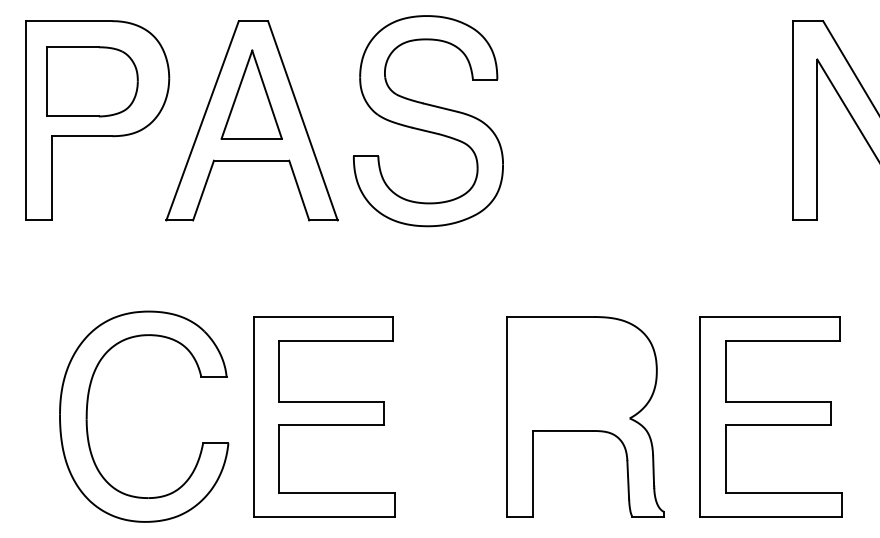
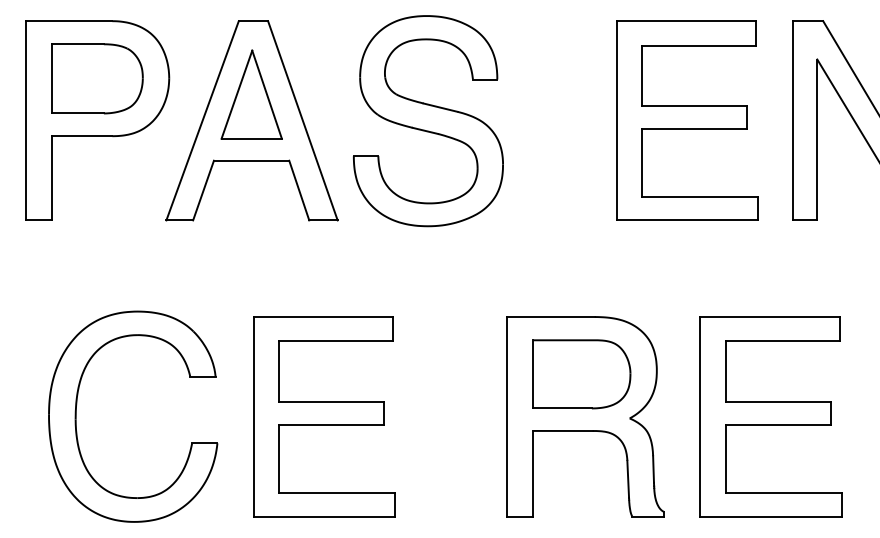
part position: (92, 81) -> (97, 78) (97, 78)
part: none -> present (687, 120)
part: none -> present (581, 374)
part position: (87, 416) -> (76, 416) (76, 416)
